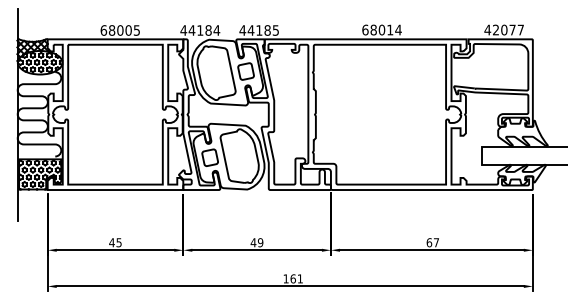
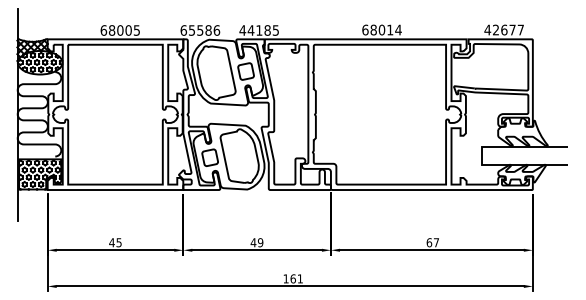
text: 42077 -> 42677 (504, 29)
text: 44184 -> 65586 (200, 30)
